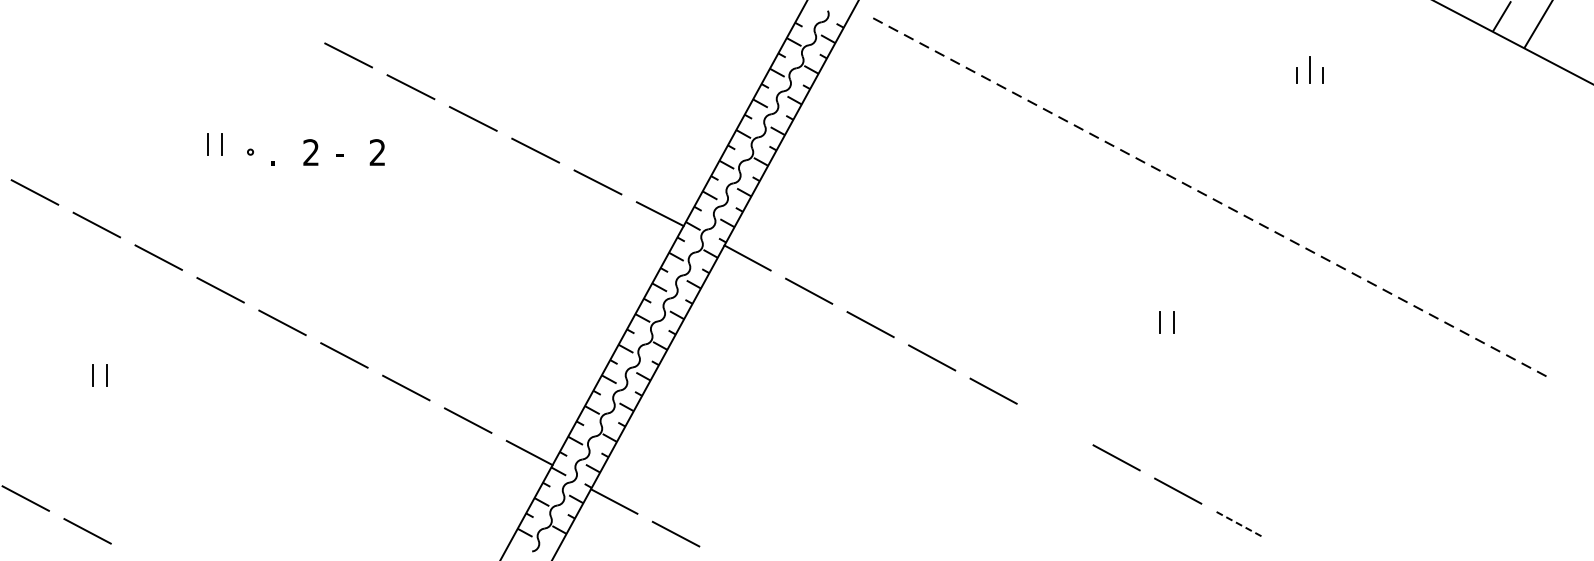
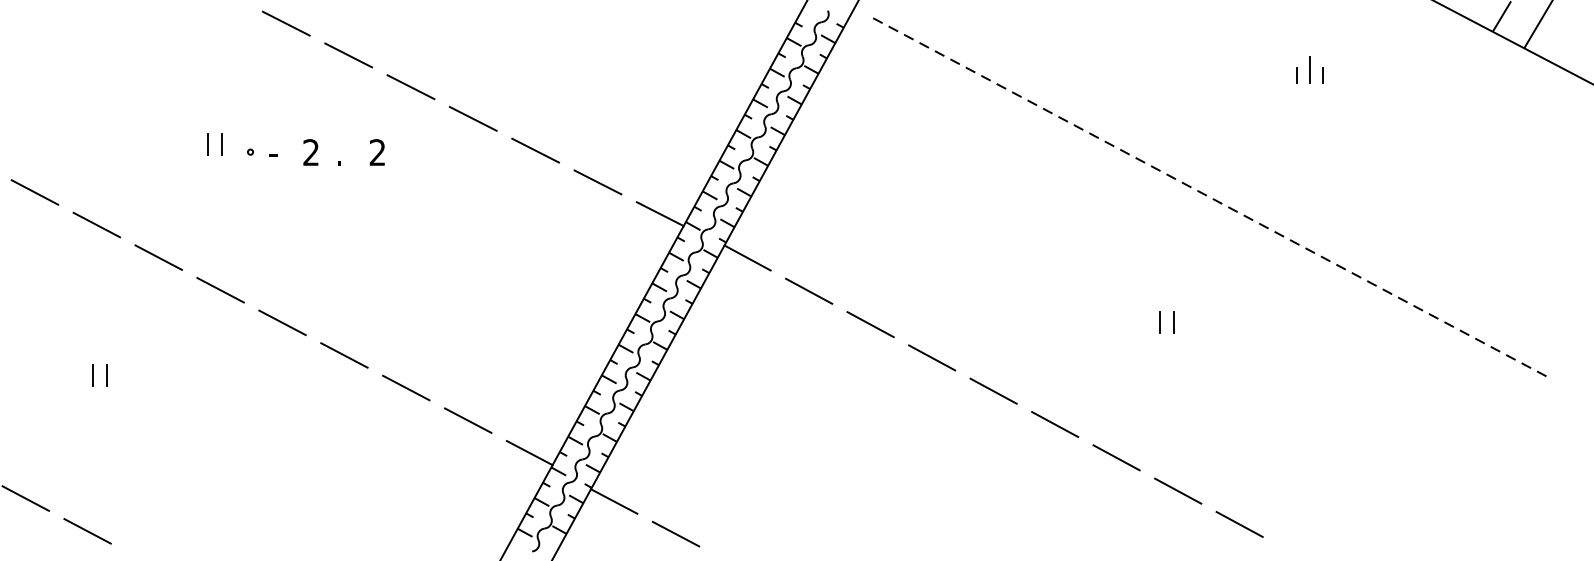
line: none -> present (285, 23)
text: . -> - (273, 159)
text: - -> . (339, 159)
line: none -> present (1055, 424)
line: dashed -> solid (1240, 524)
